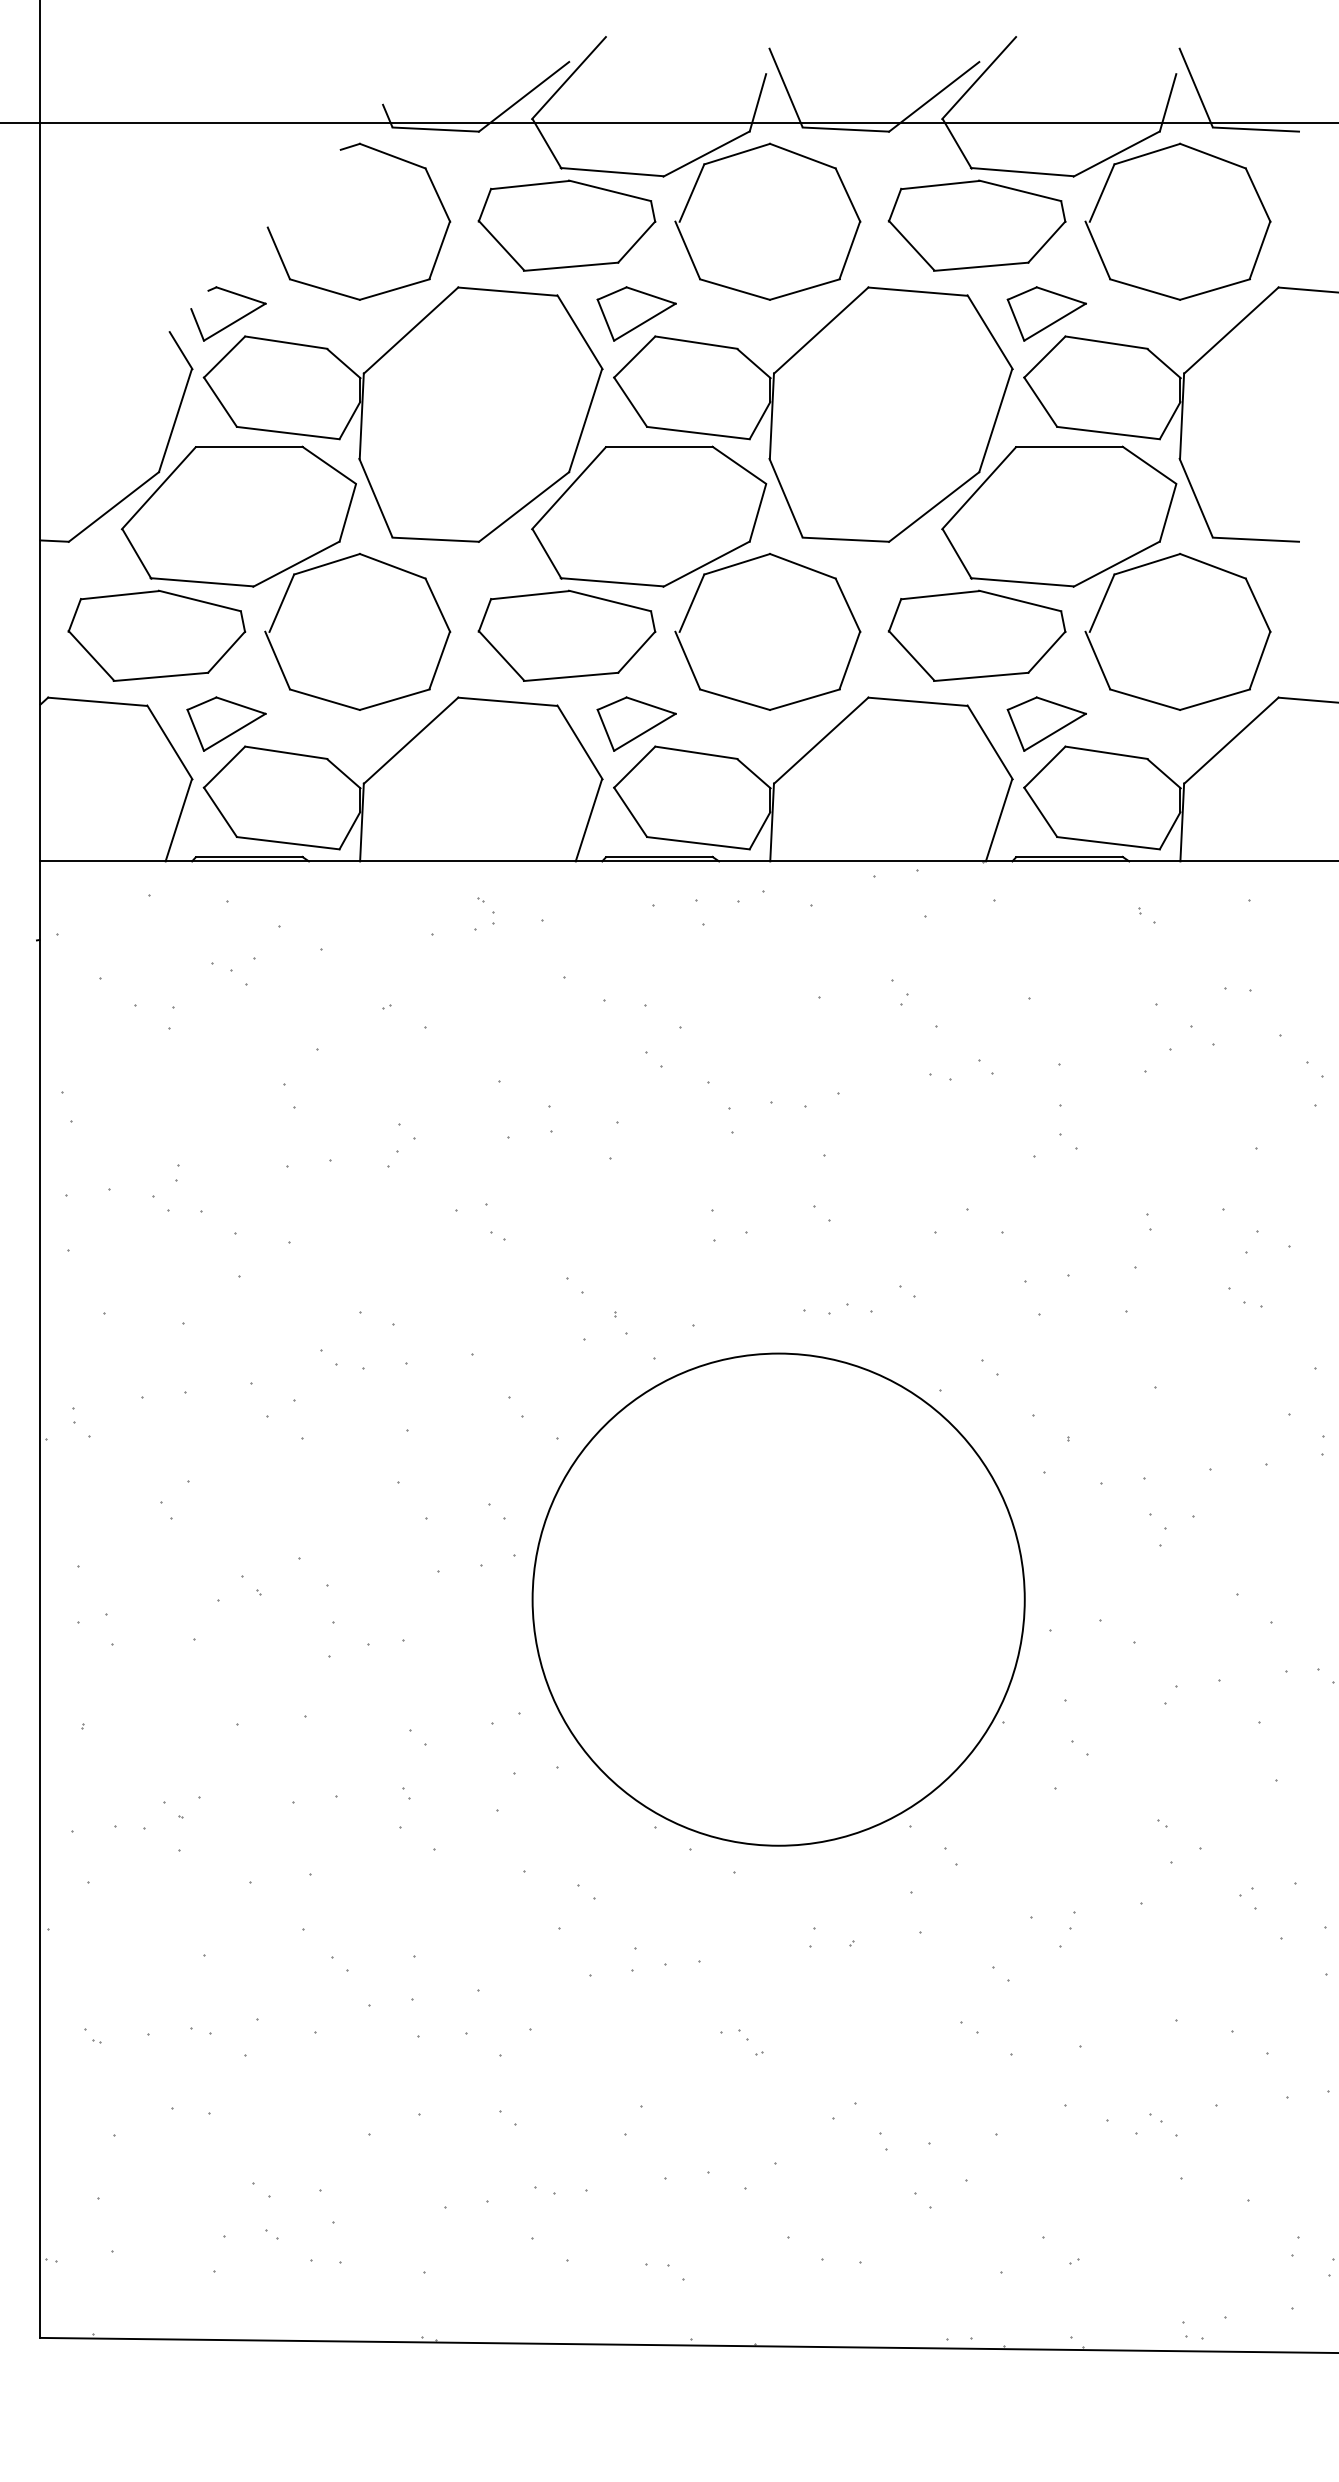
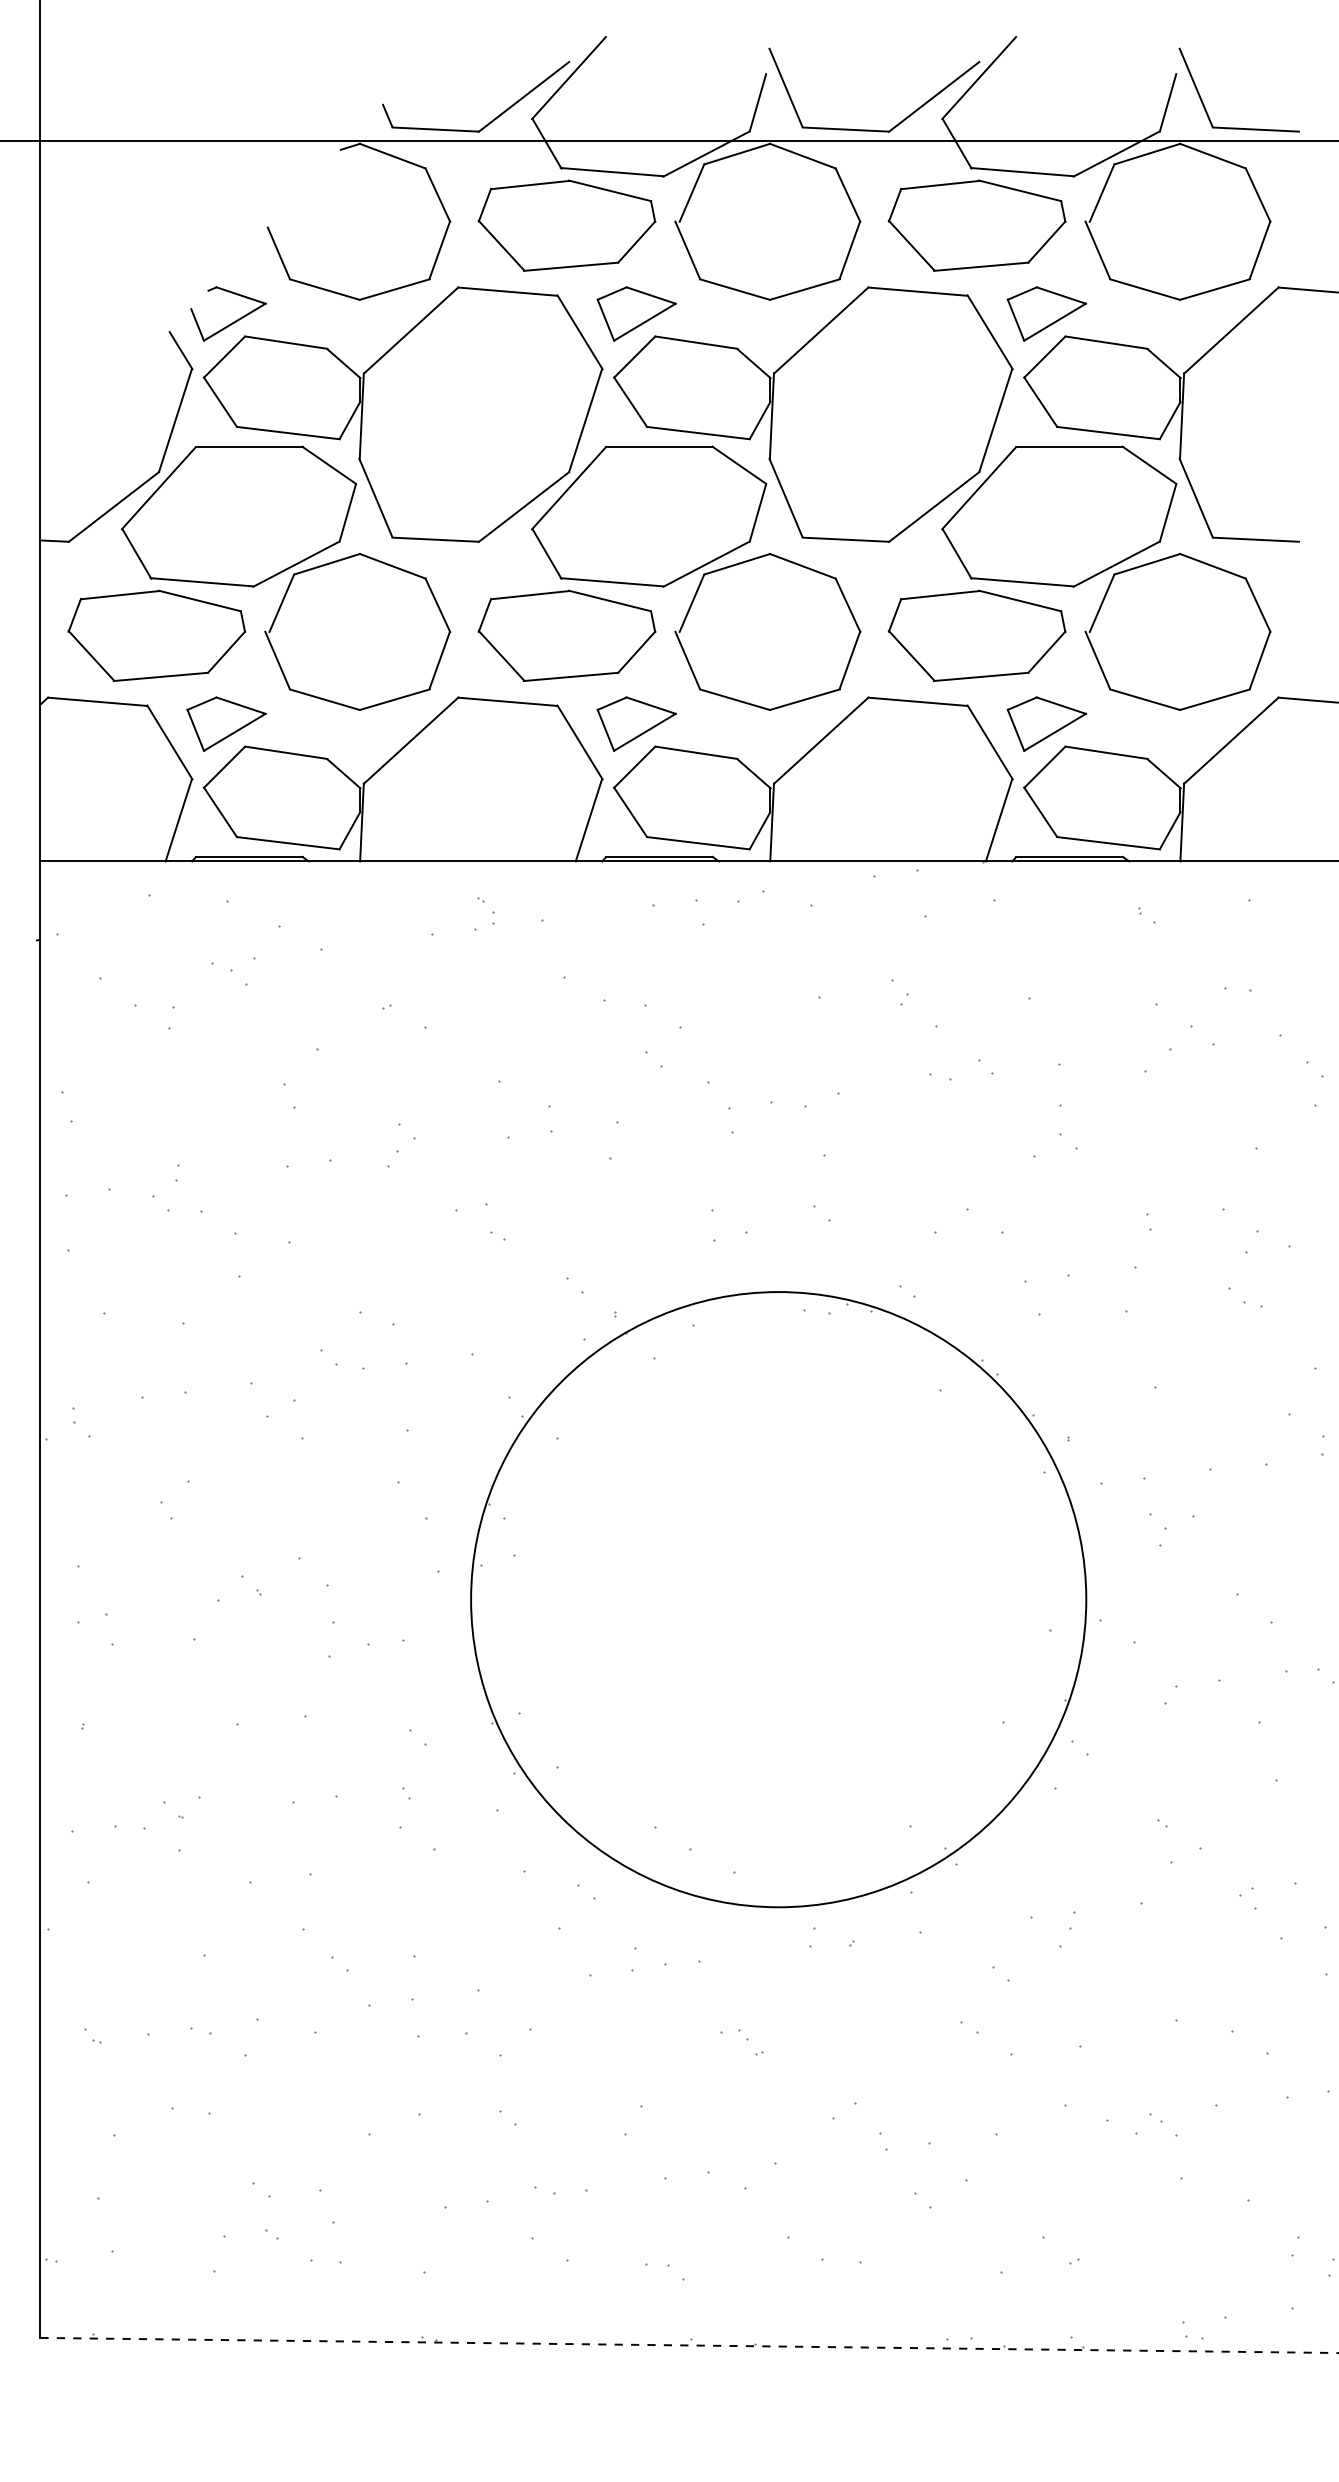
line position: (668, 123) -> (668, 141) (668, 141)
circle diameter: 492 px -> 615 px (778, 1599)
line: solid -> dashed (689, 2345)
